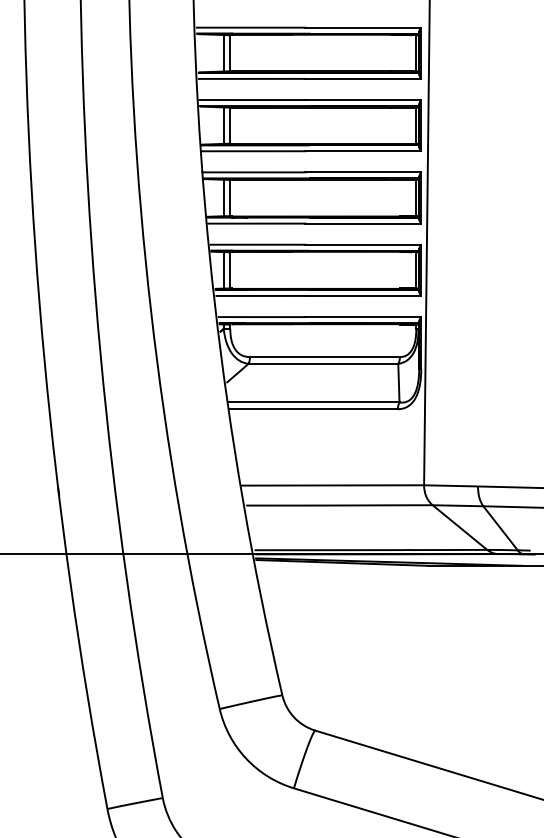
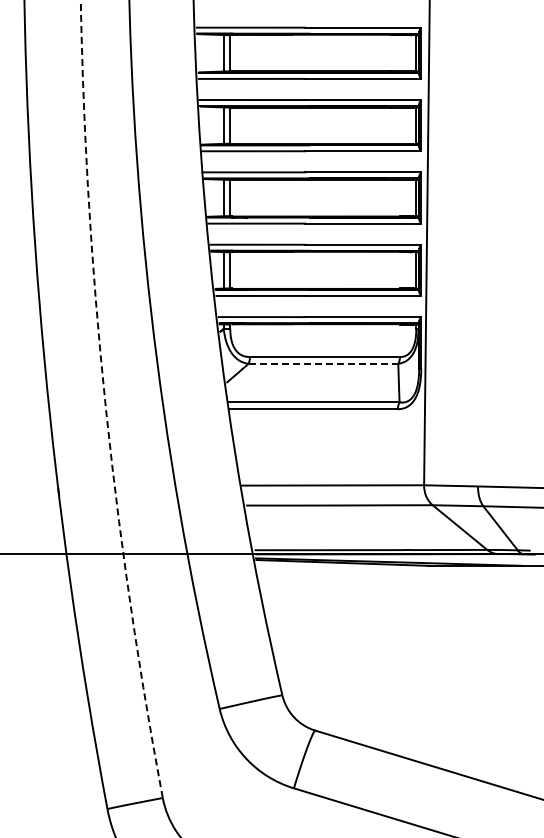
line: solid -> dashed (323, 363)
arc: solid -> dashed (105, 402)
